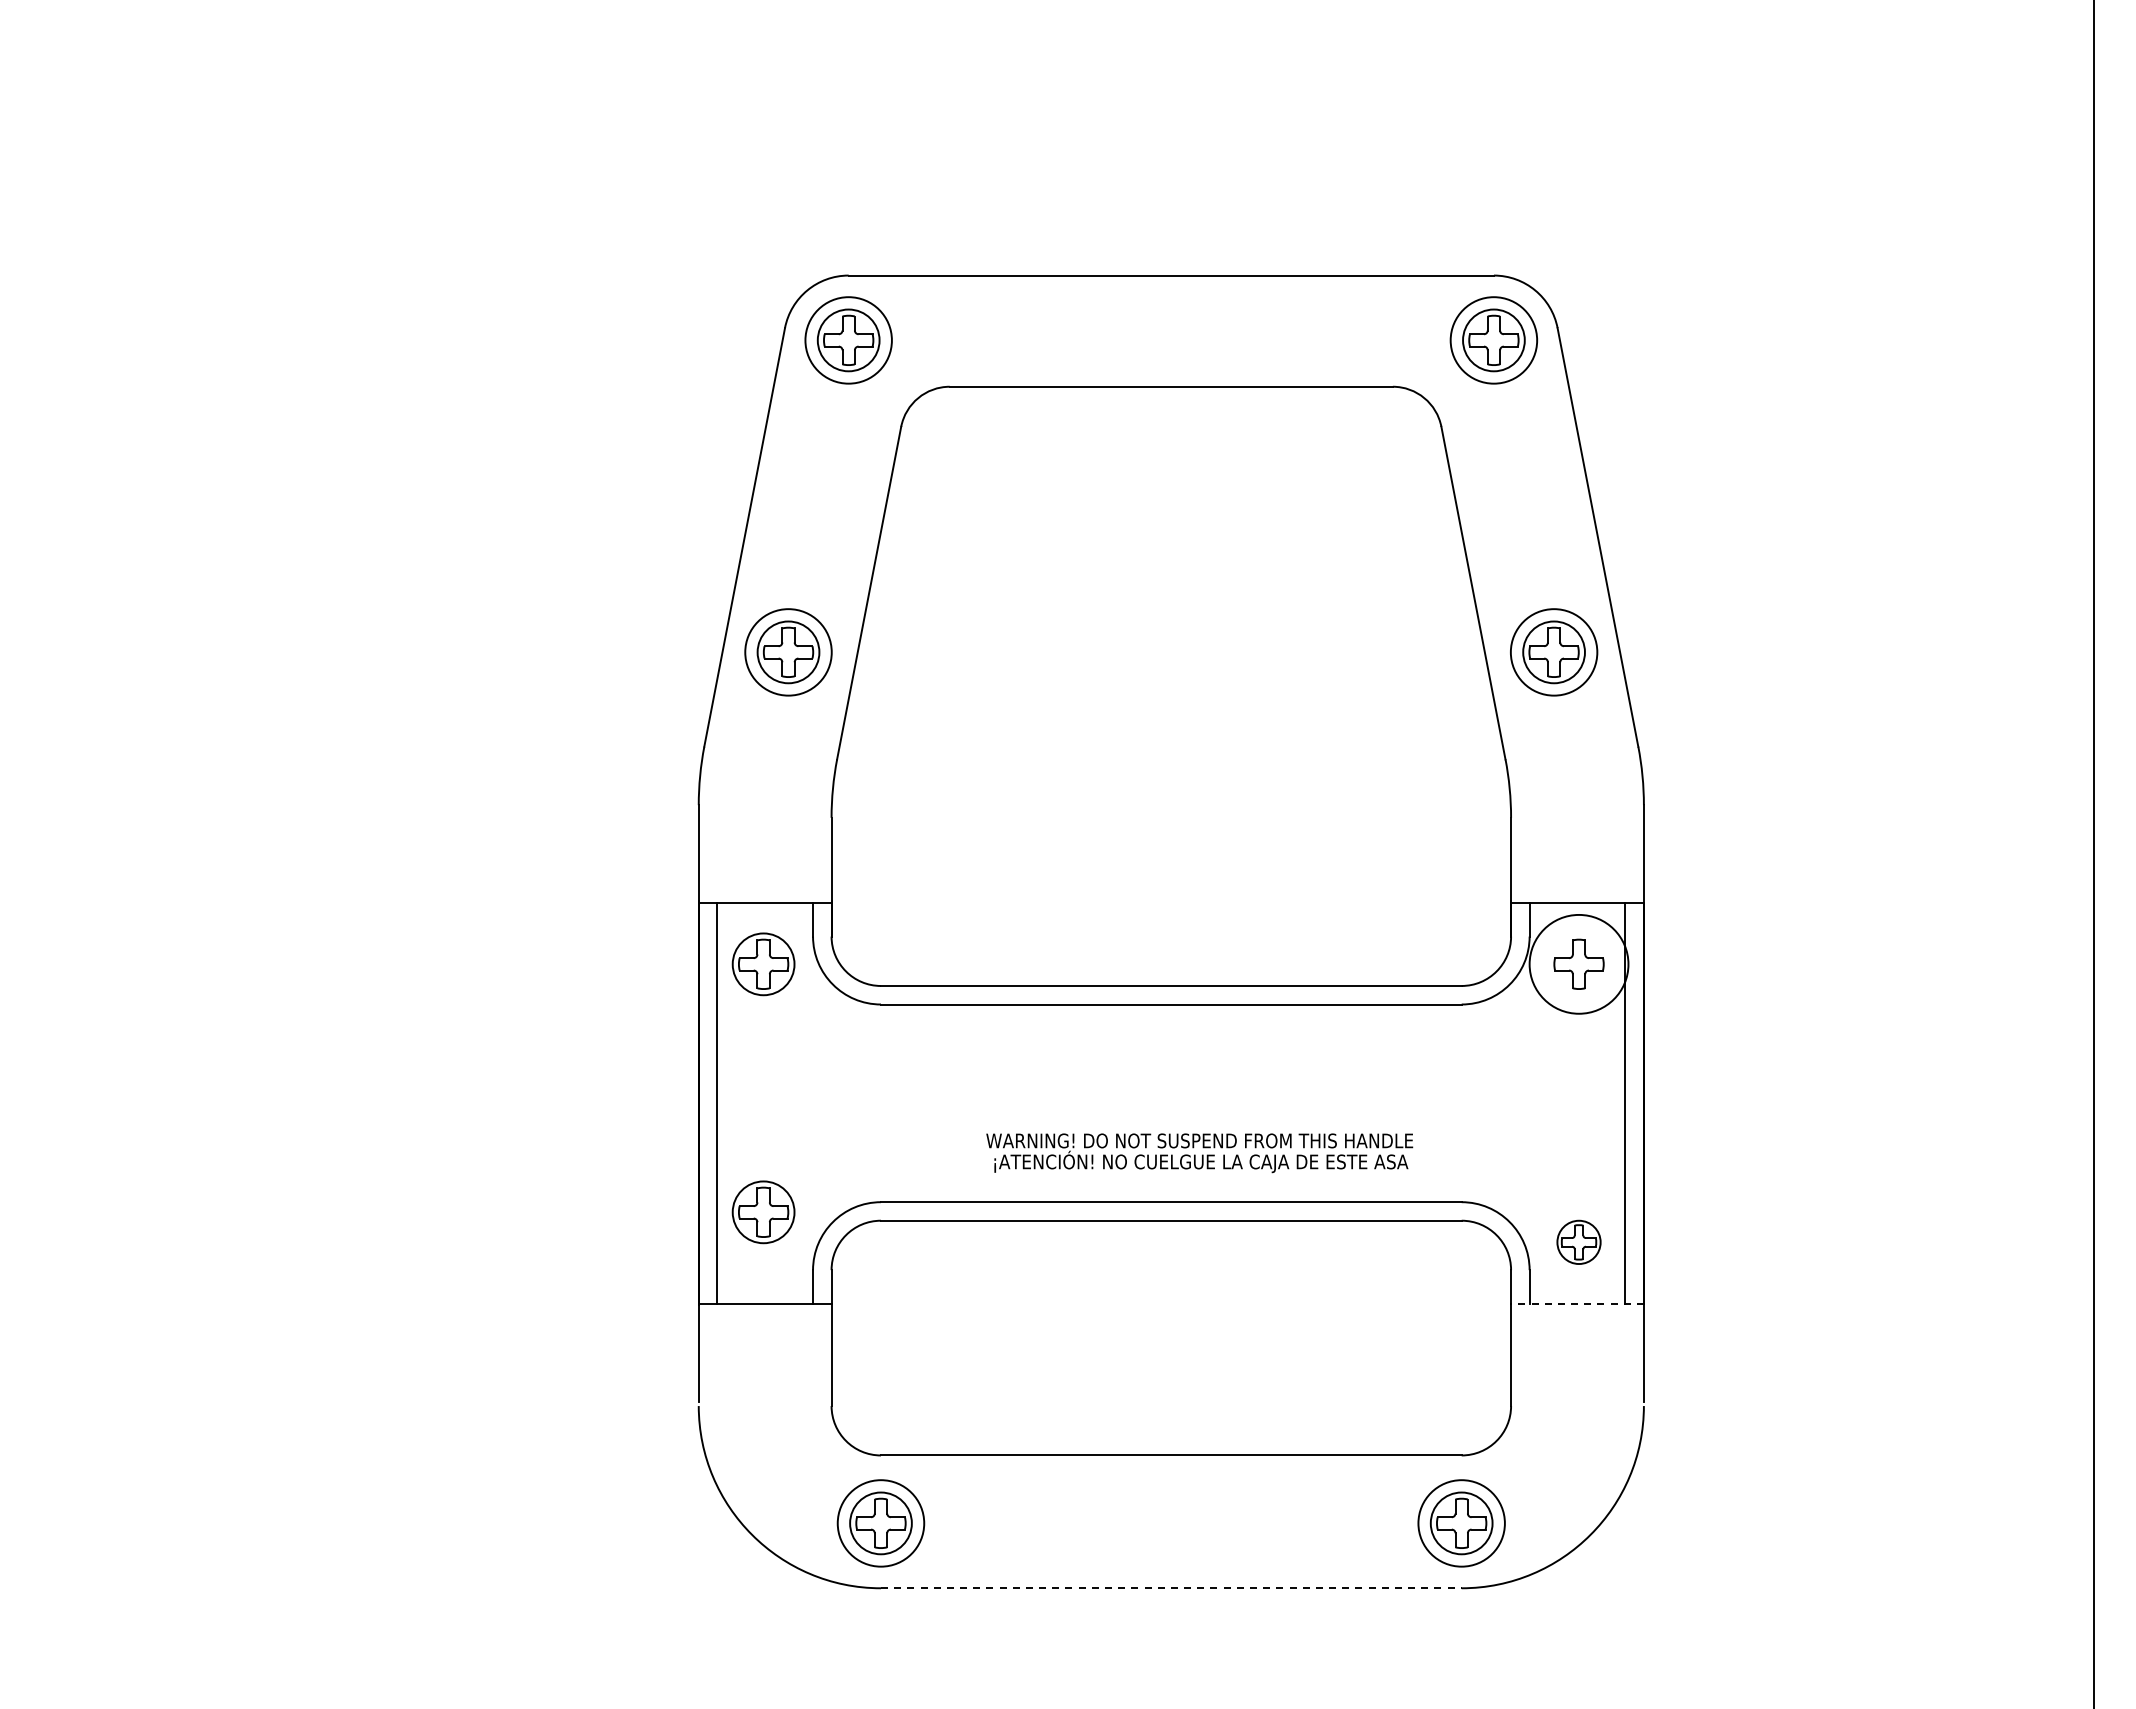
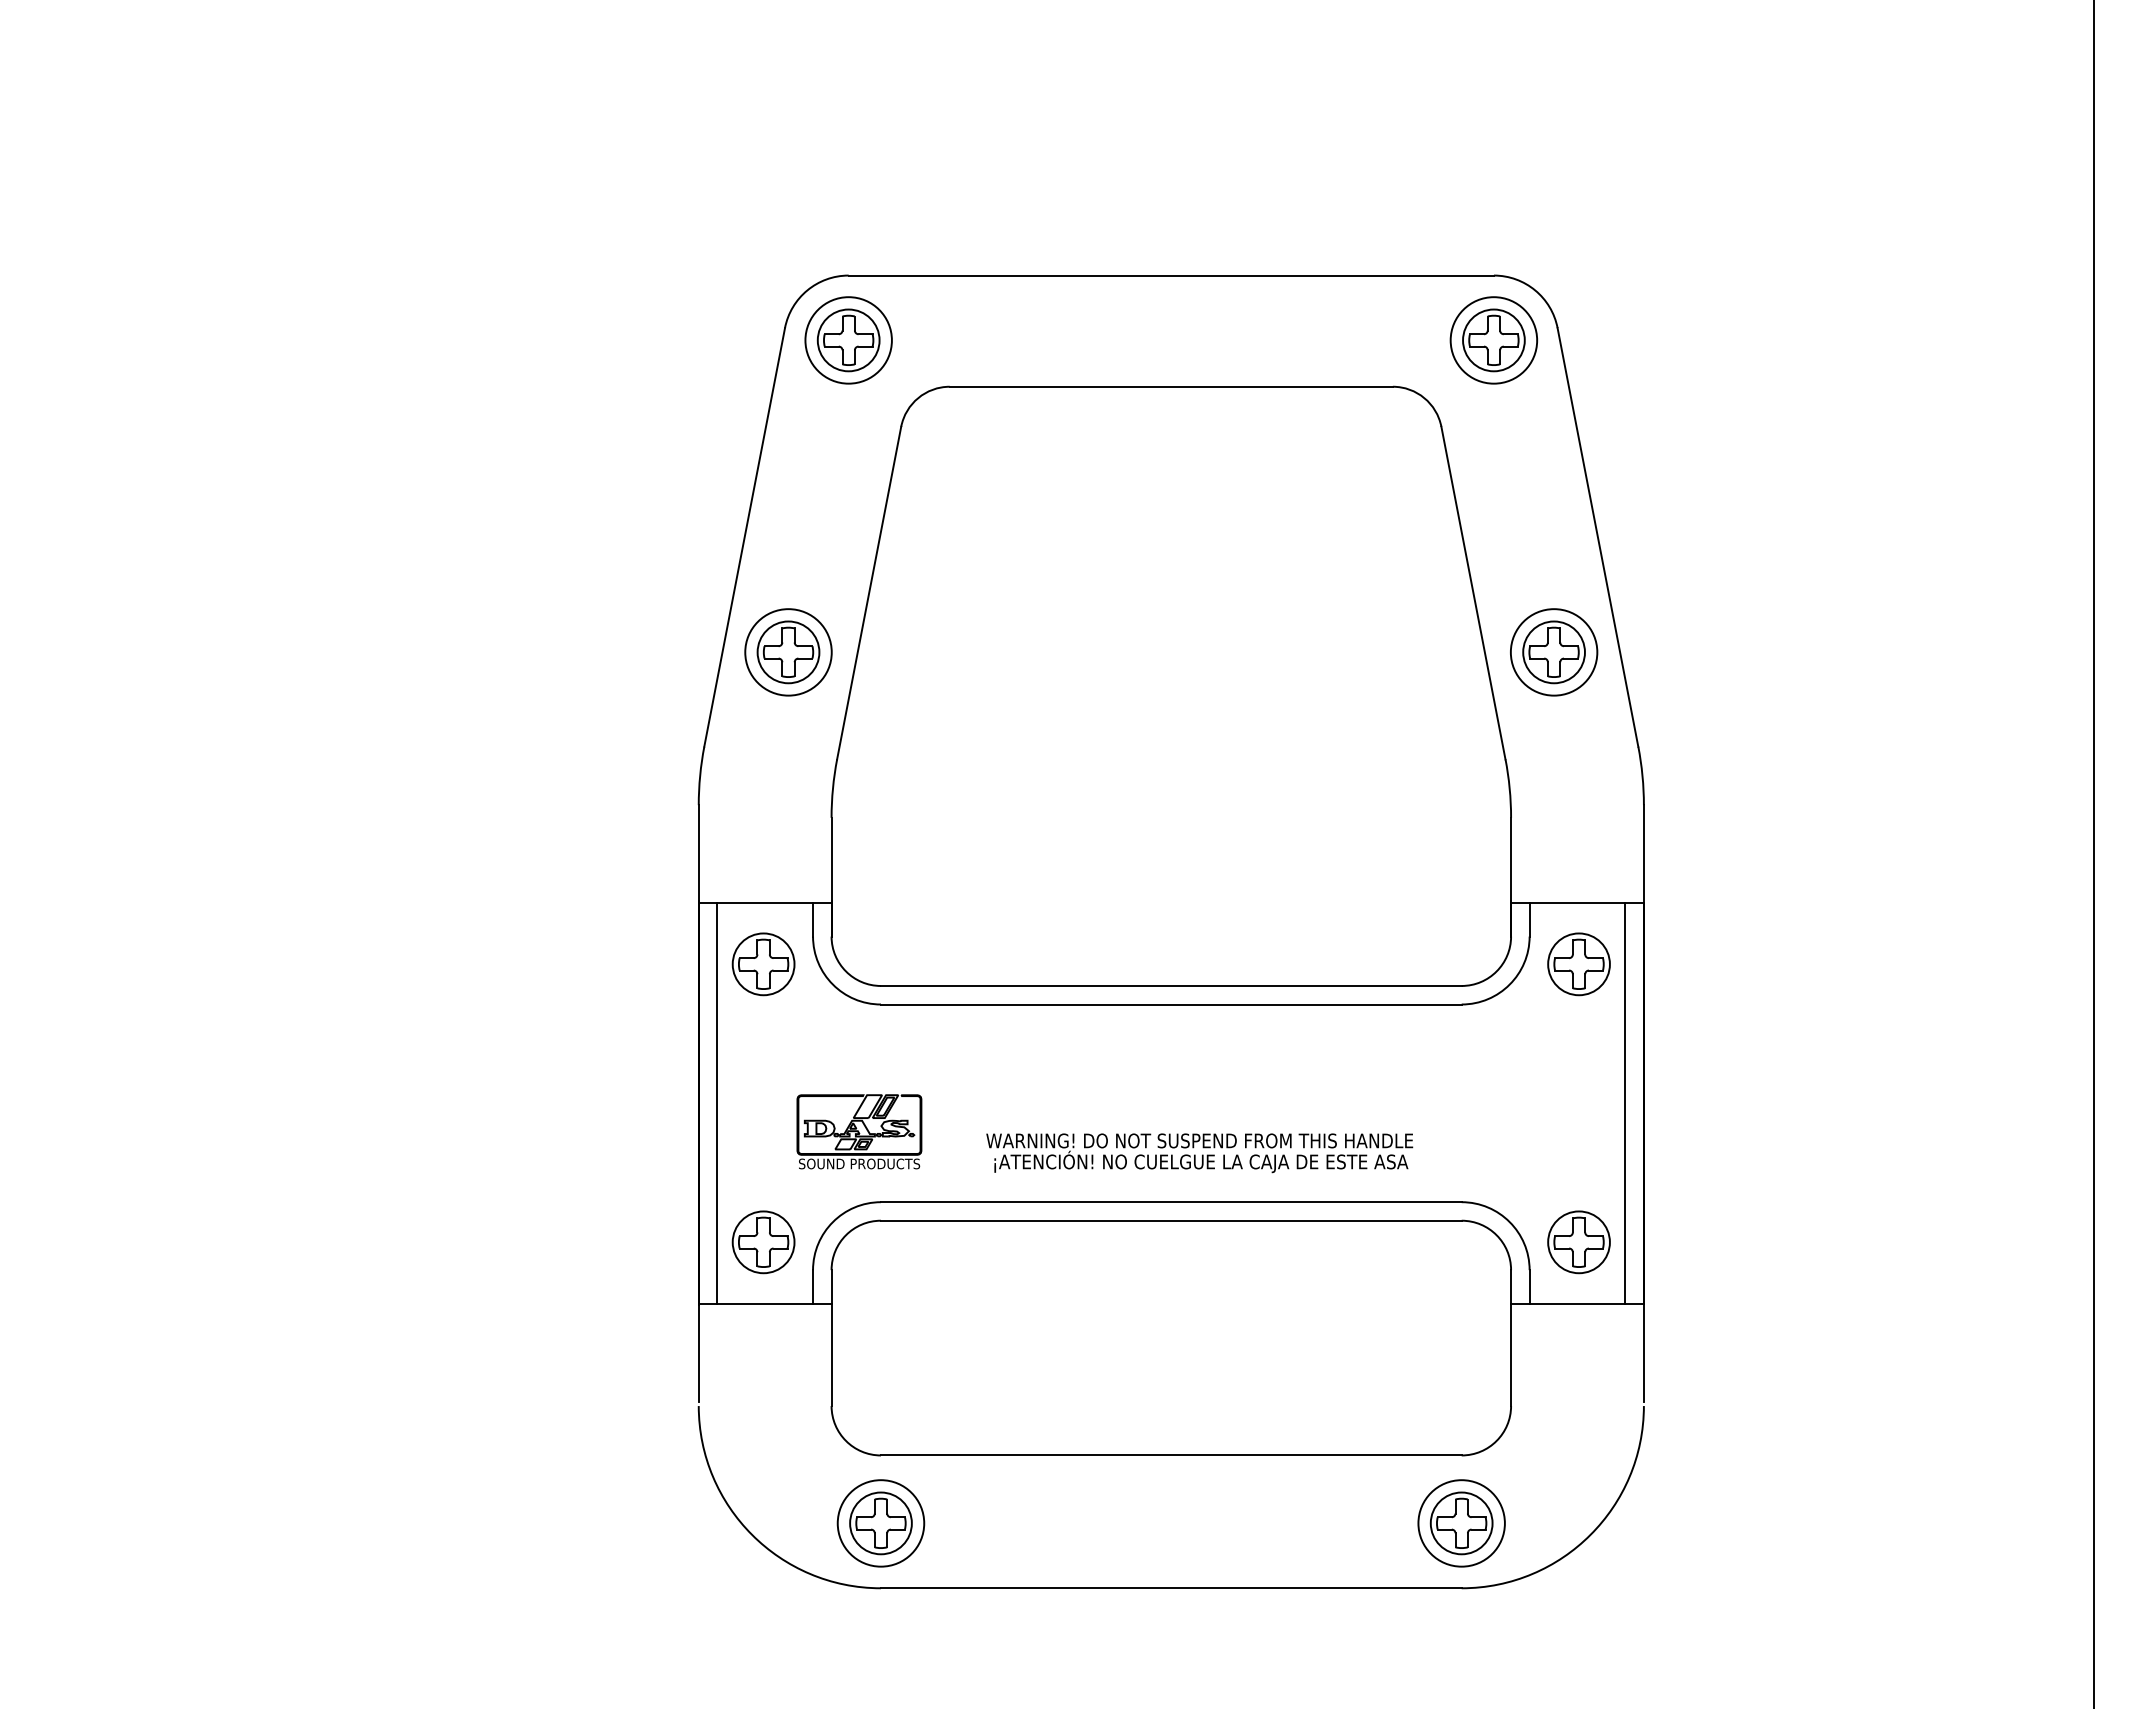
circle diameter: 99 px -> 62 px (1578, 964)
part: none -> present (859, 1131)
part position: (763, 1212) -> (763, 1242) (763, 1242)
part size: 46x46 px -> 64x65 px (1578, 1242)
line: dashed -> solid (1577, 1304)
line: dashed -> solid (1171, 1588)
